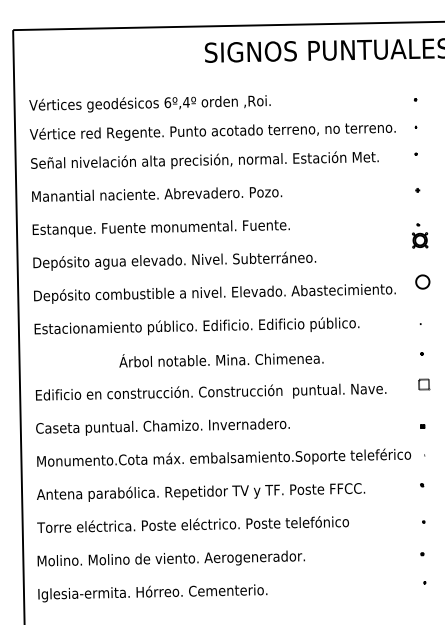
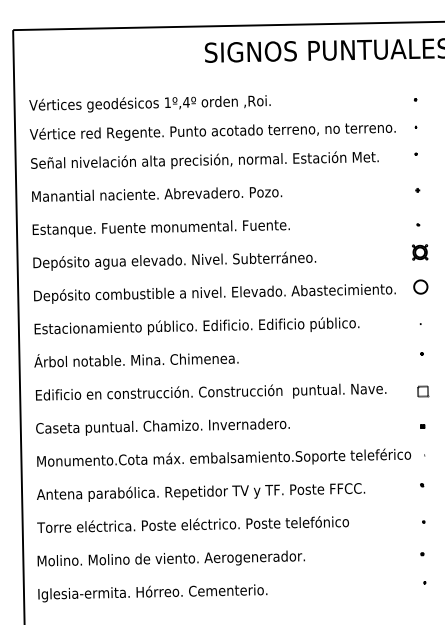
text: 6º,4º -> 1º,4º (167, 102)
part position: (420, 240) -> (420, 252) (420, 252)
part position: (422, 281) -> (420, 286) (420, 286)
text position: (221, 360) -> (136, 360) (136, 360)
part position: (424, 384) -> (423, 391) (423, 391)
